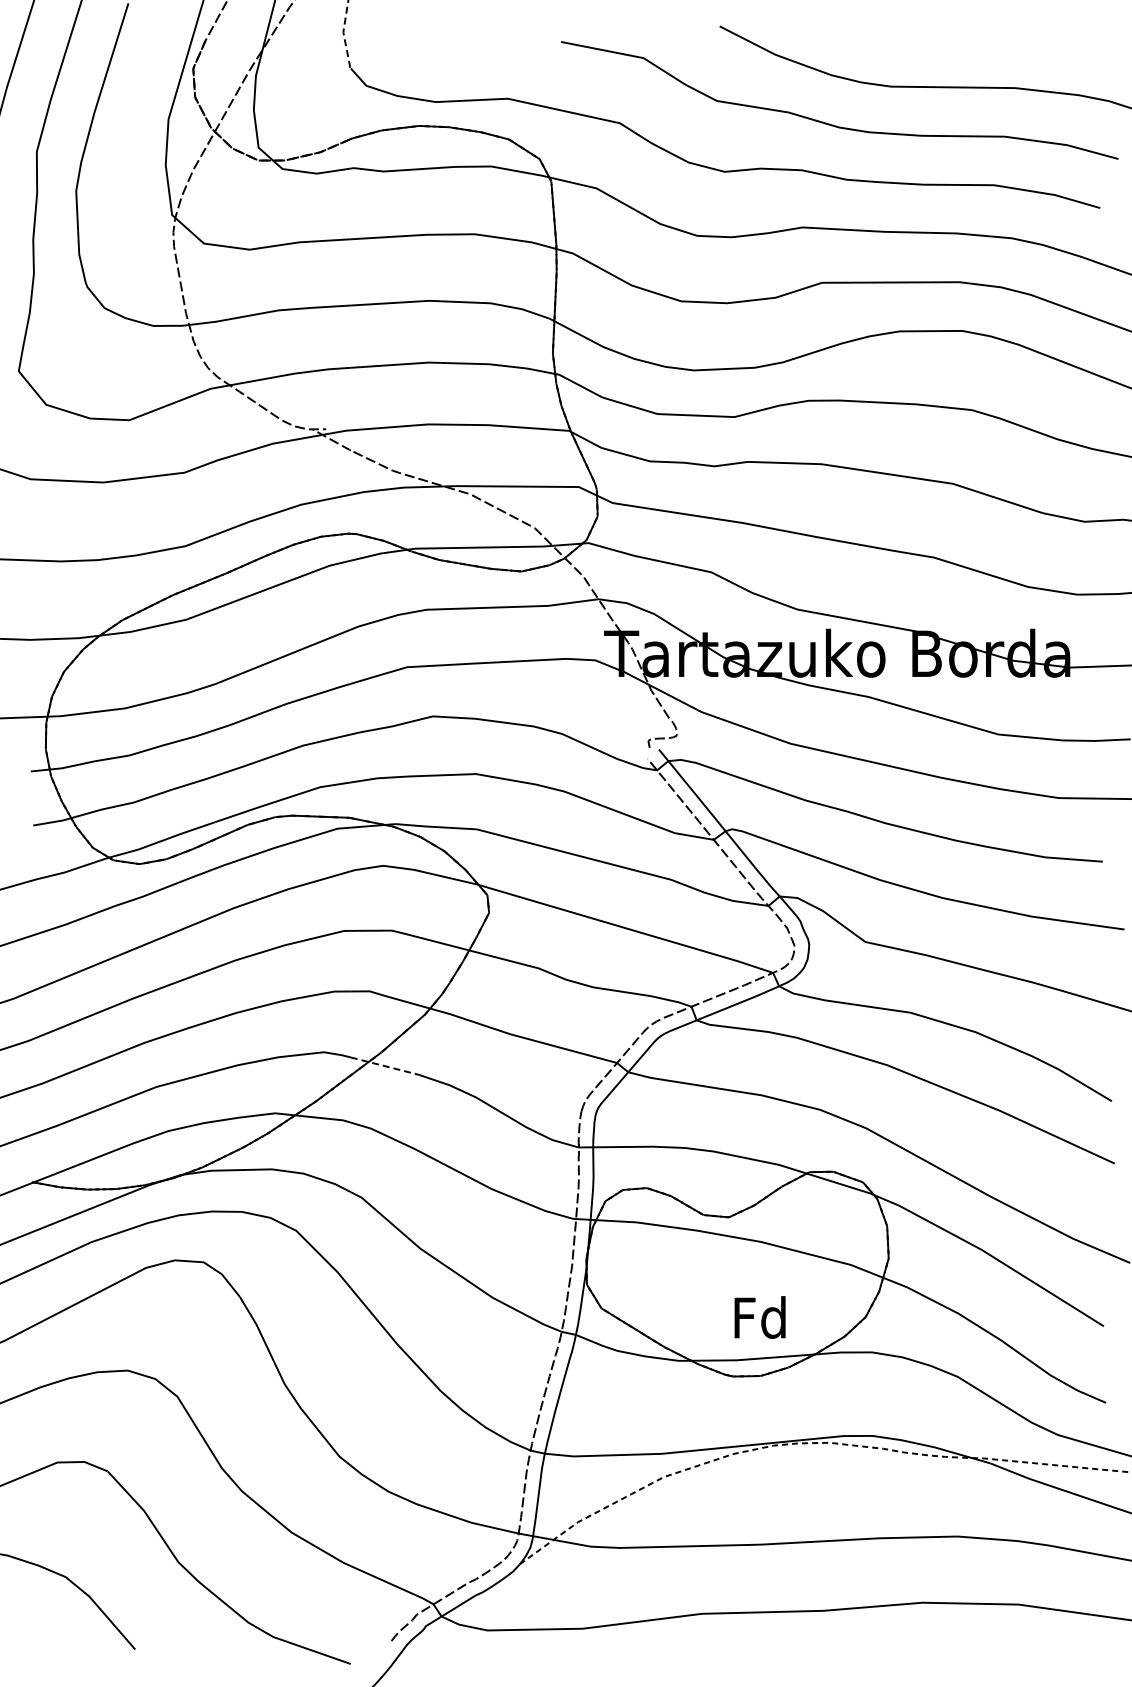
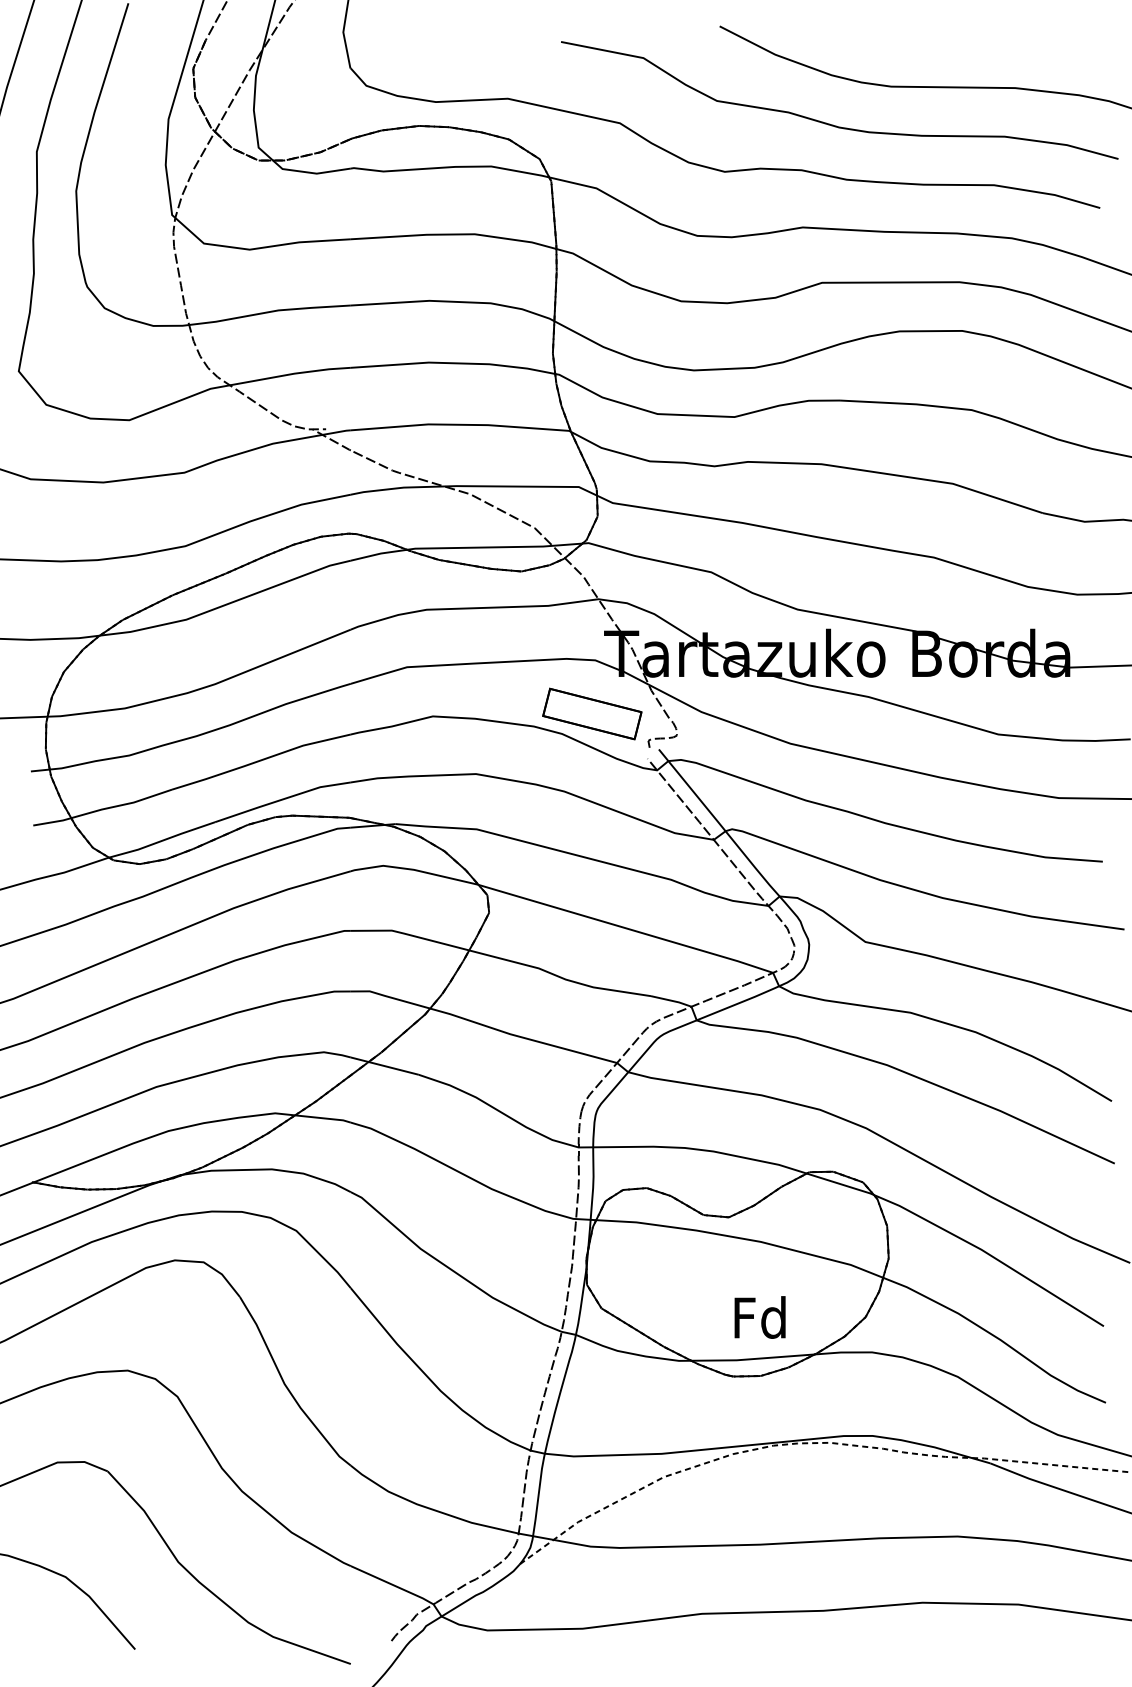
line: dashed -> solid (343, 35)
part: none -> present (592, 713)
line: dashed -> solid (385, 1066)
